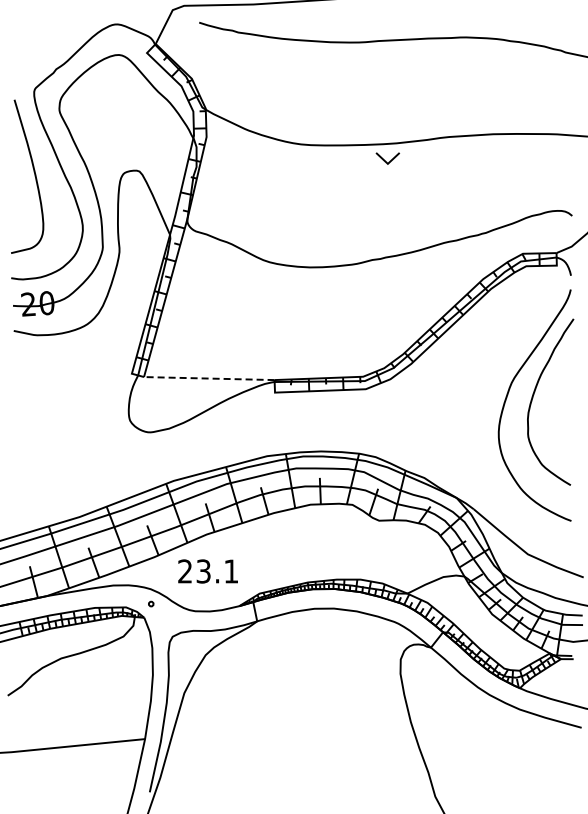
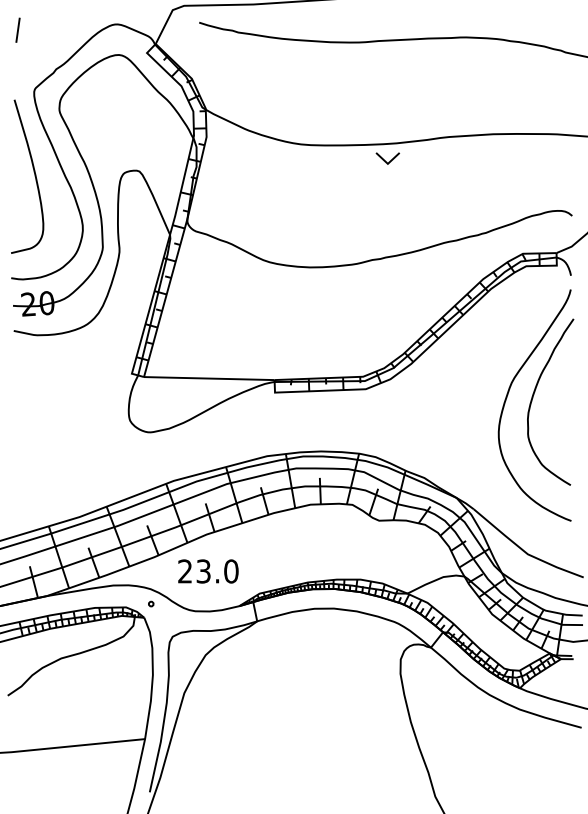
line: none -> present (17, 29)
line: dashed -> solid (208, 378)
text: 23.1 -> 23.0 (231, 571)
